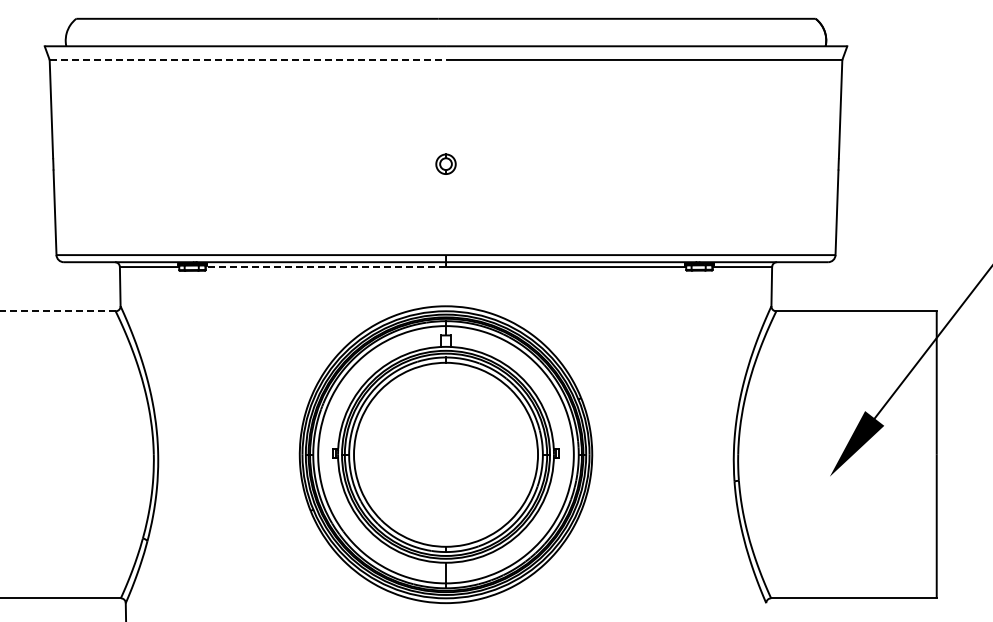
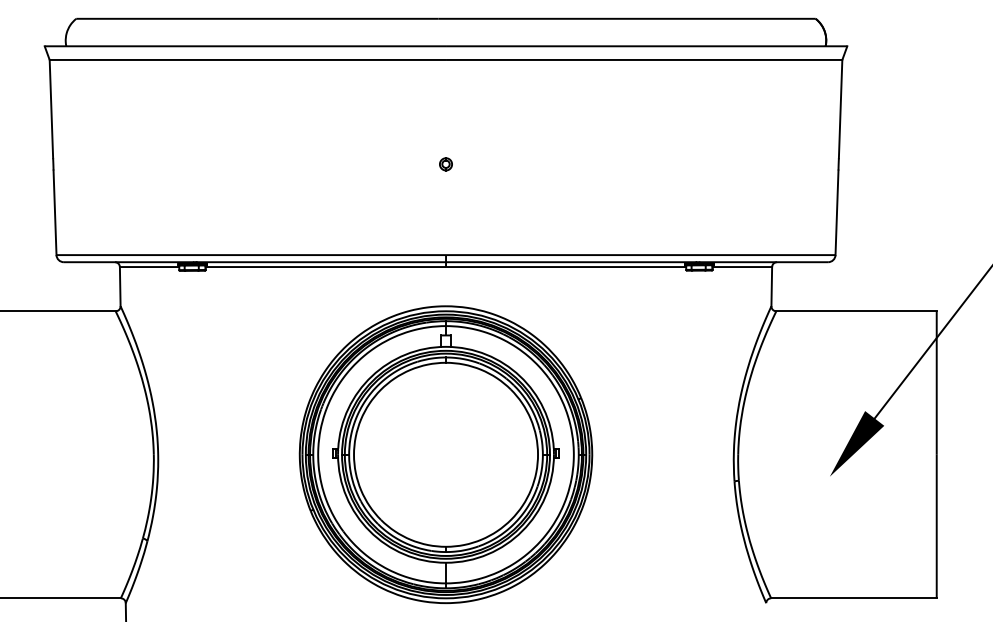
arc: dashed -> solid (240, 59)
part size: 22x22 px -> 14x15 px (445, 164)
arc: dashed -> solid (323, 267)
line: dashed -> solid (57, 311)
